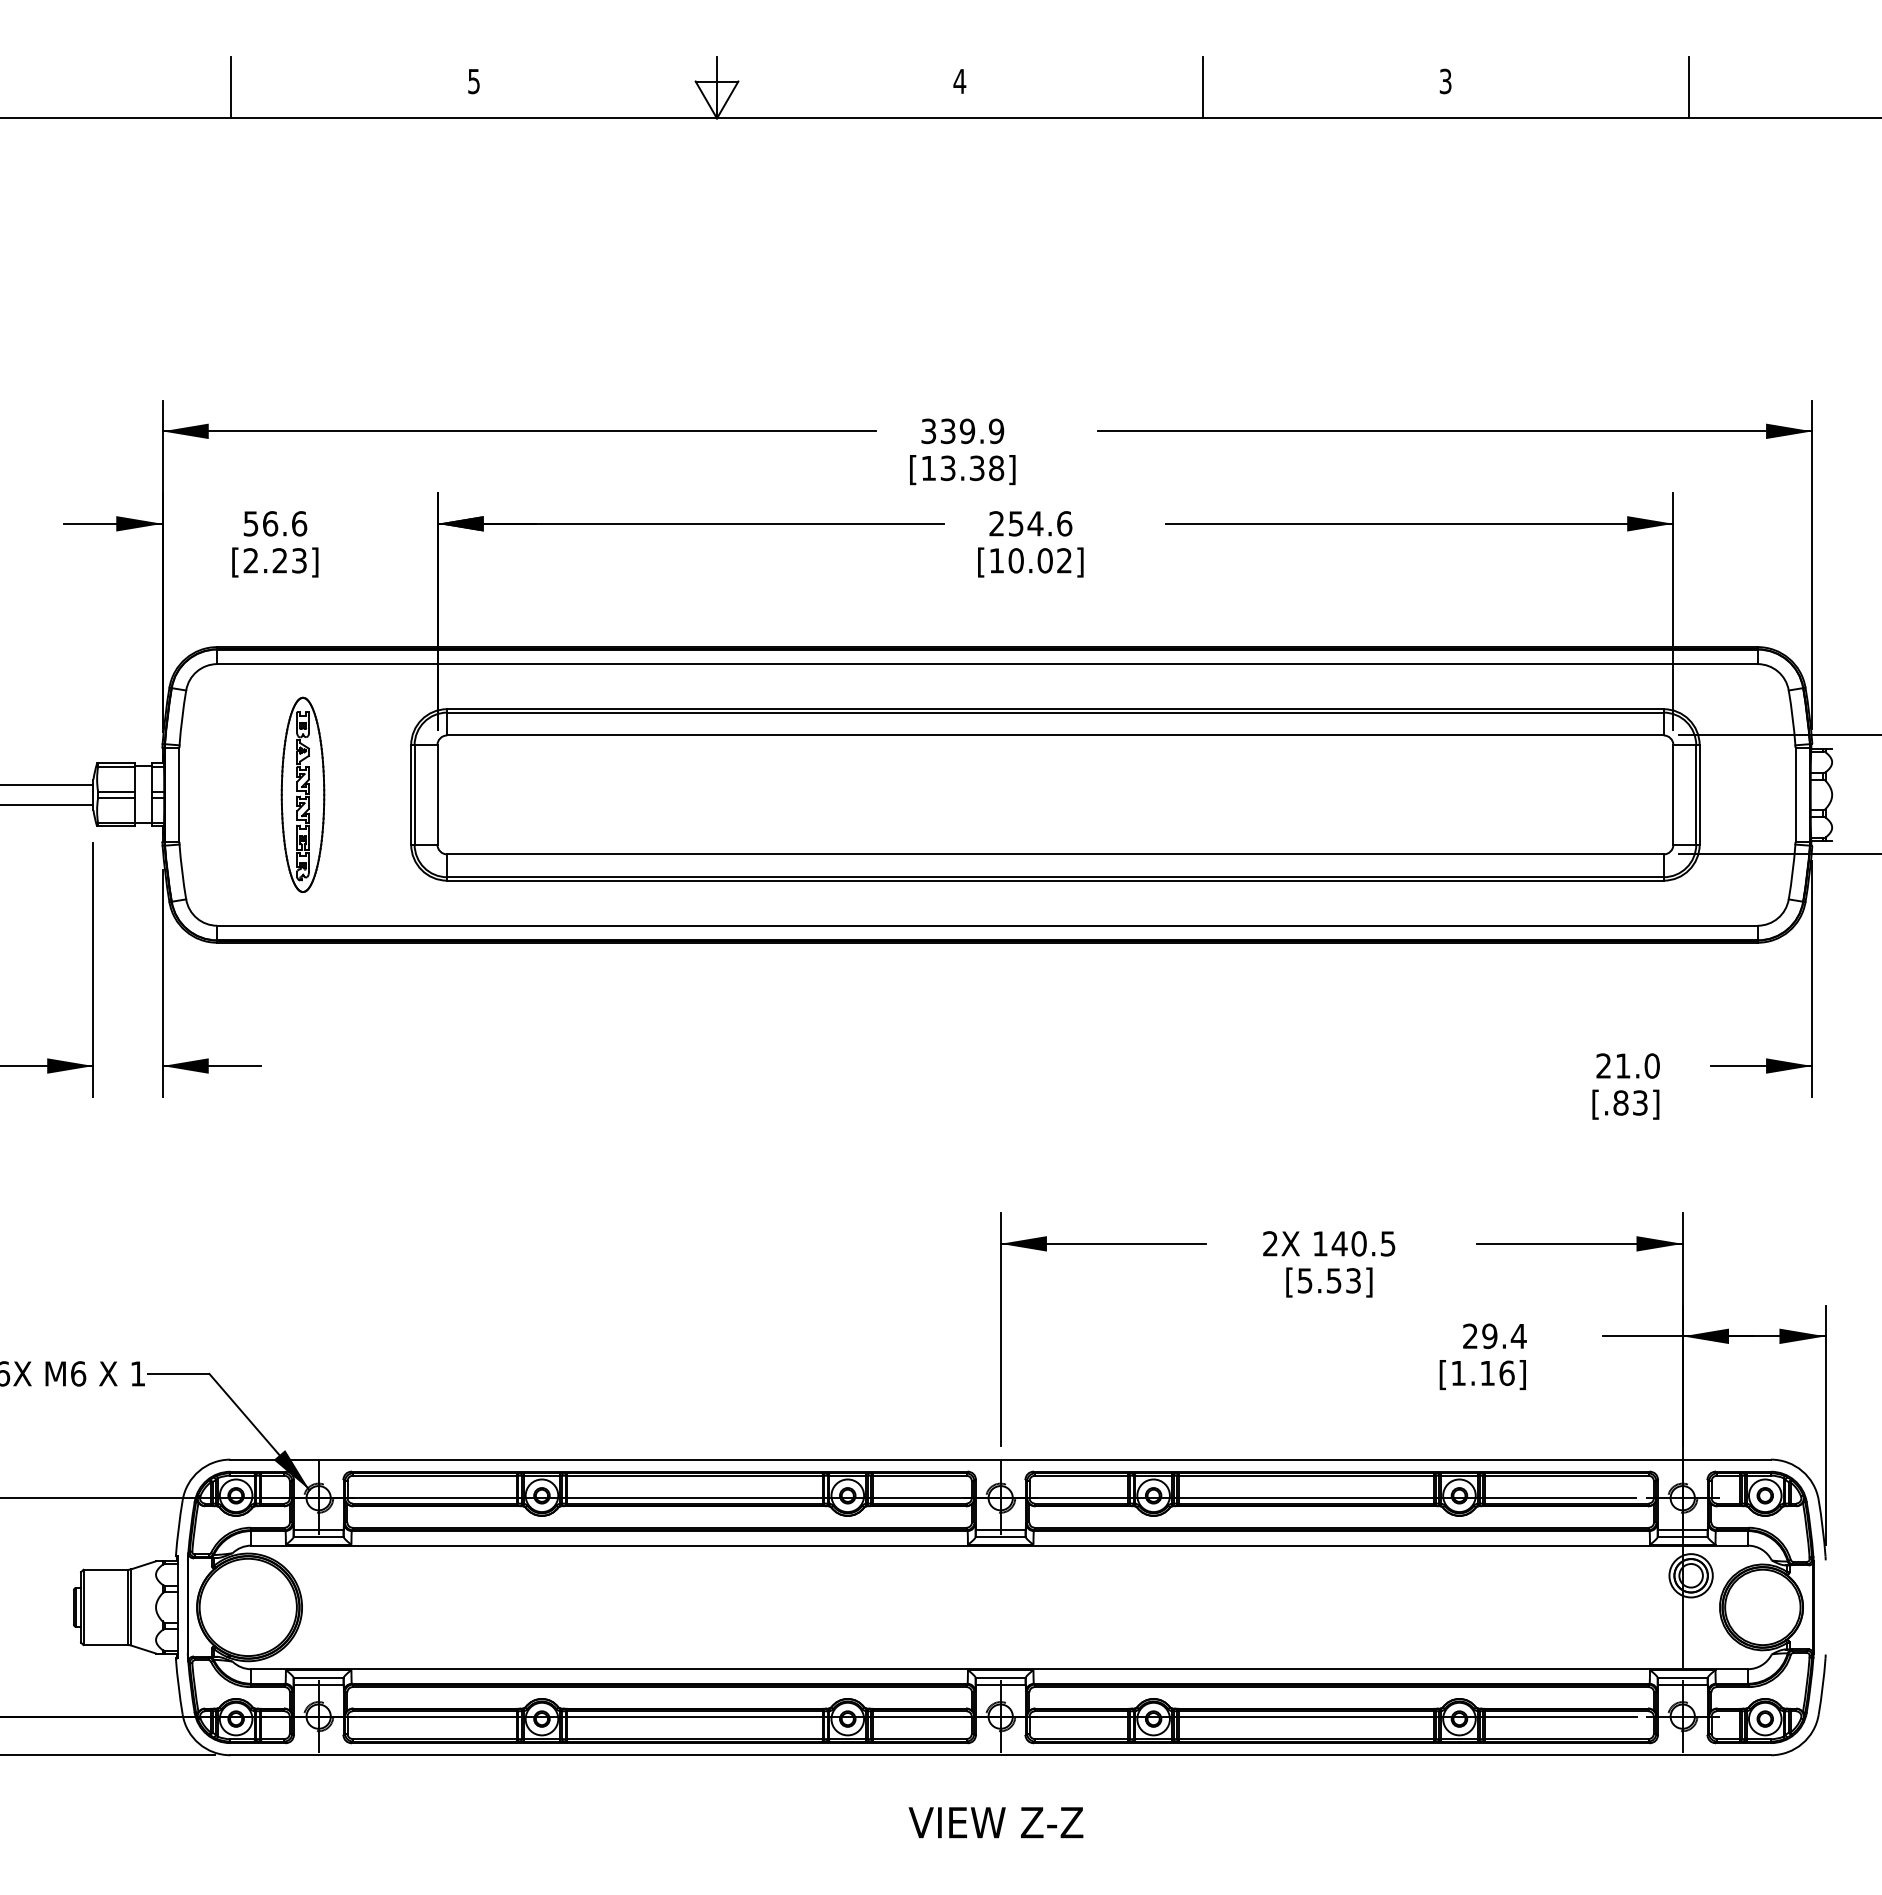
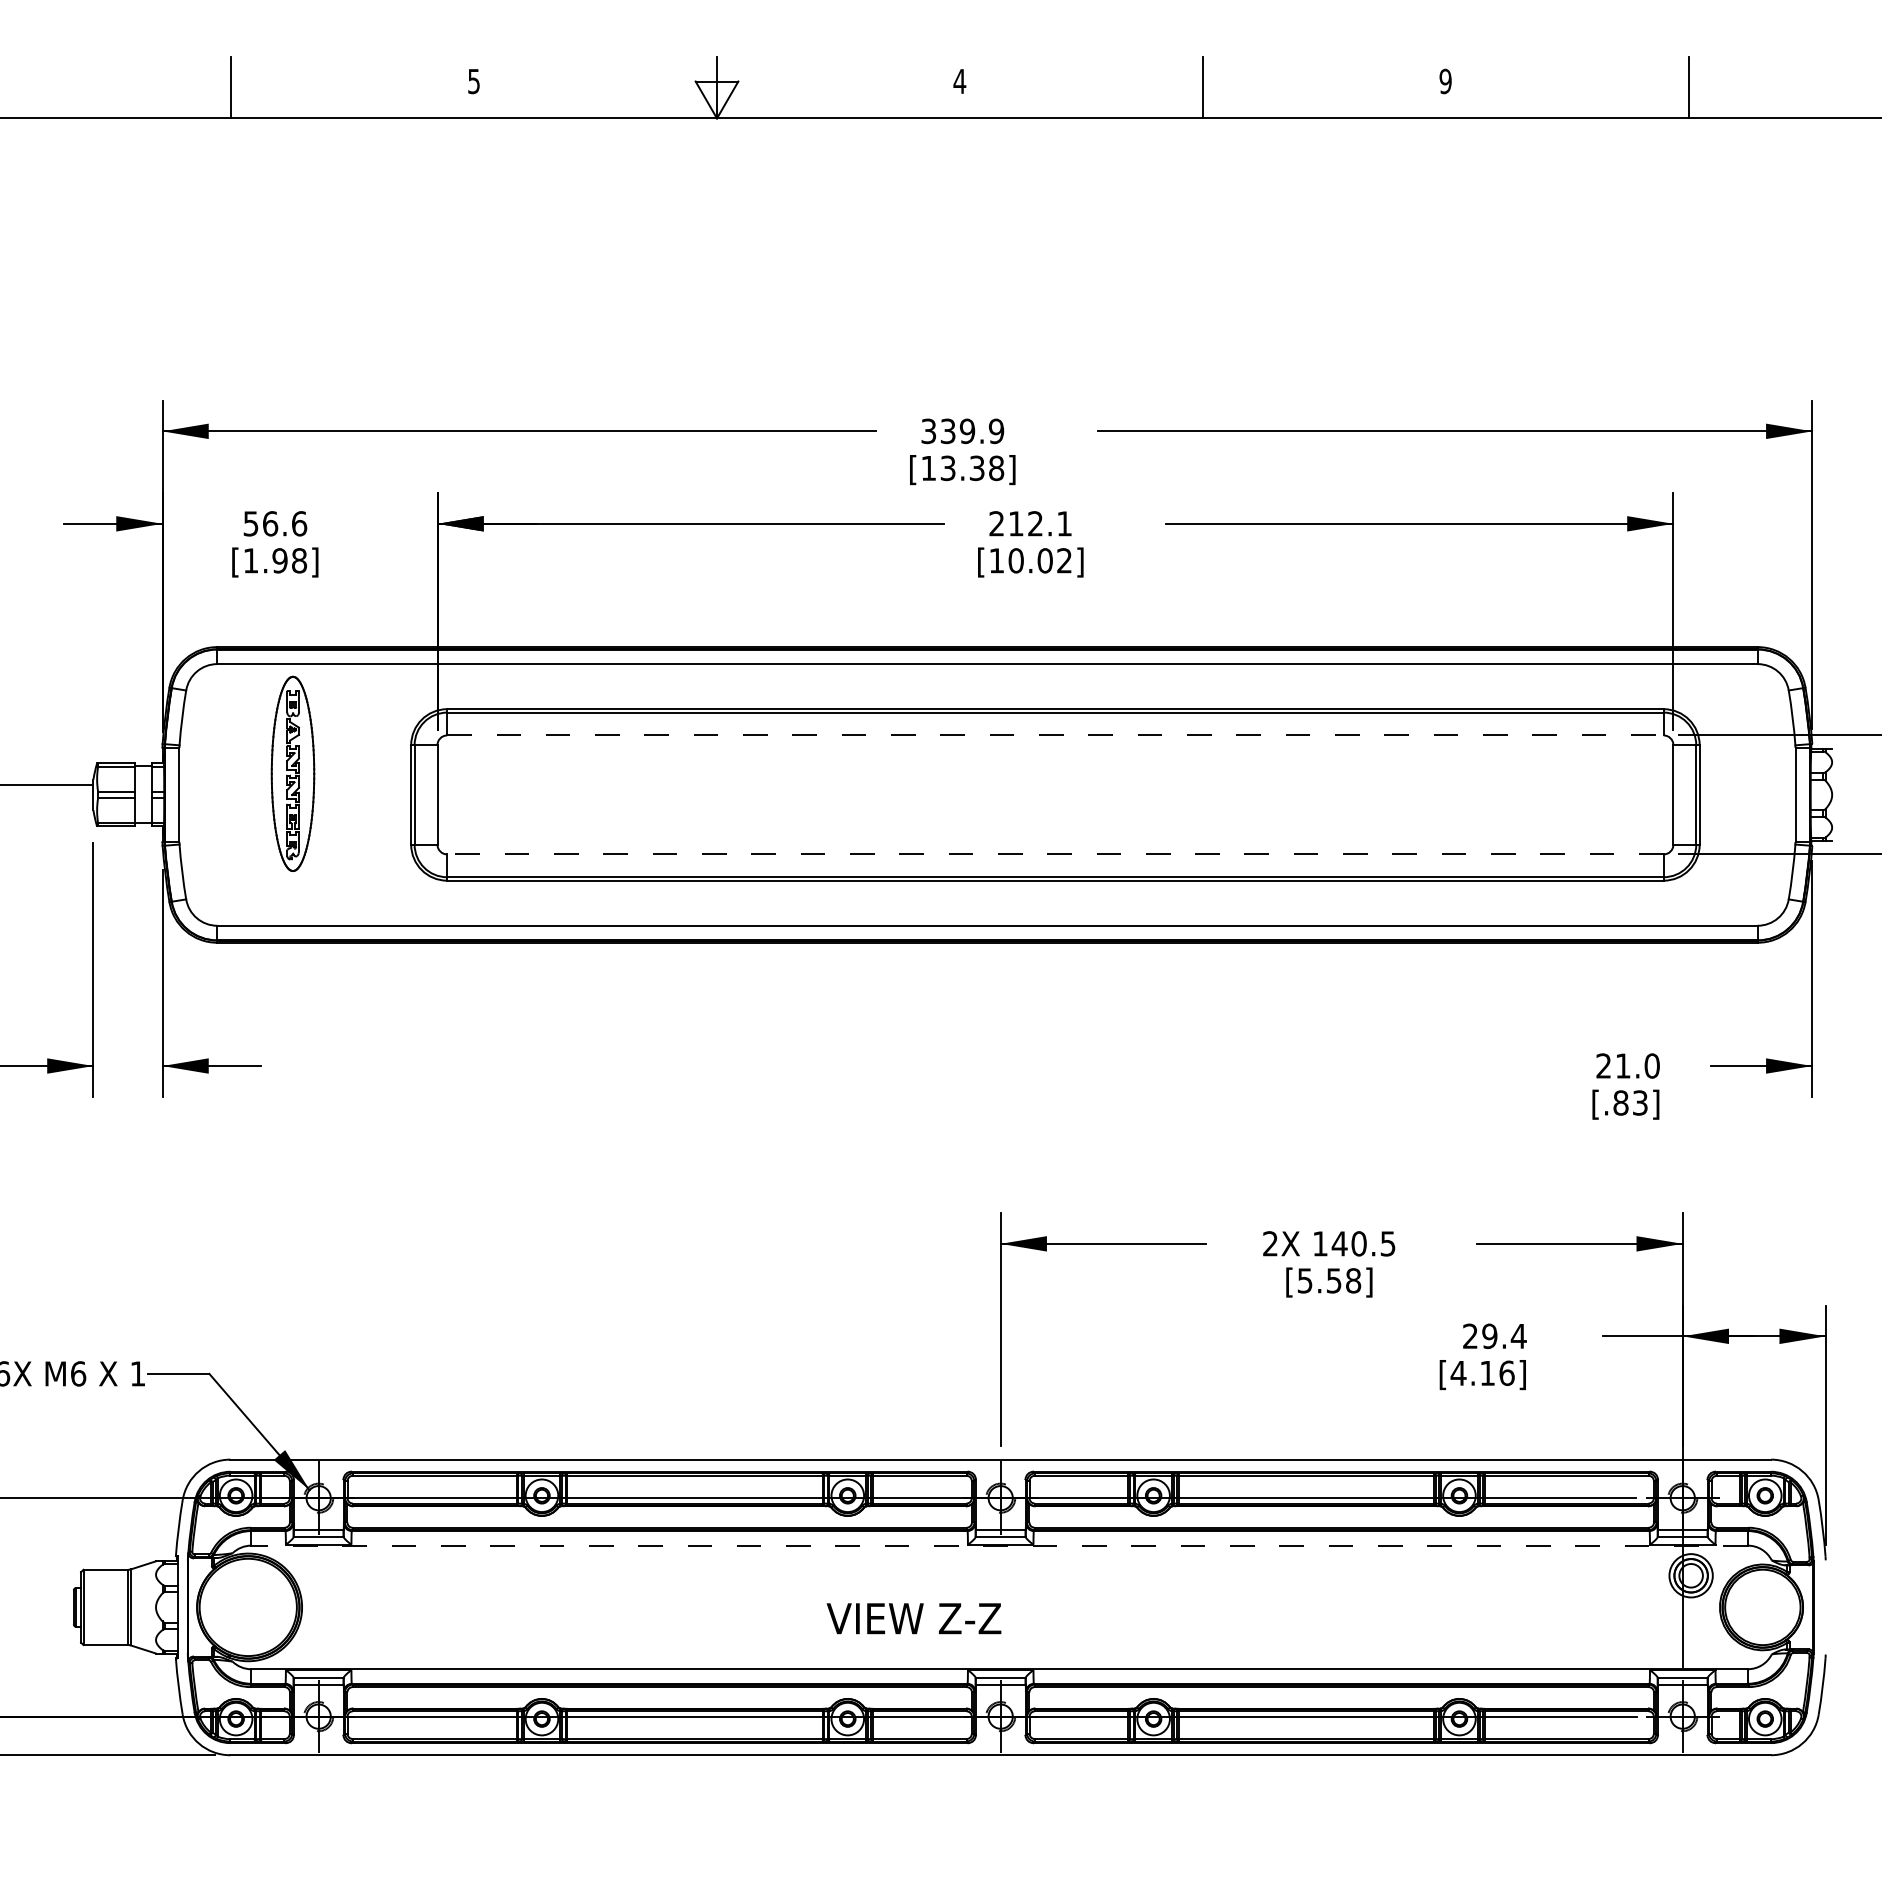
text: 3 -> 9 (1445, 80)
text: 254.6 -> 212.1 (1040, 523)
text: [2.23] -> [1.98] (275, 560)
line: solid -> dashed (1055, 735)
part position: (302, 794) -> (292, 773) (292, 773)
line: present -> none (47, 804)
line: solid -> dashed (1054, 854)
text: [5.53] -> [5.58] (1353, 1280)
text: [1.16] -> [4.16] (1458, 1373)
line: solid -> dashed (999, 1545)
text position: (995, 1822) -> (913, 1618) (913, 1618)
